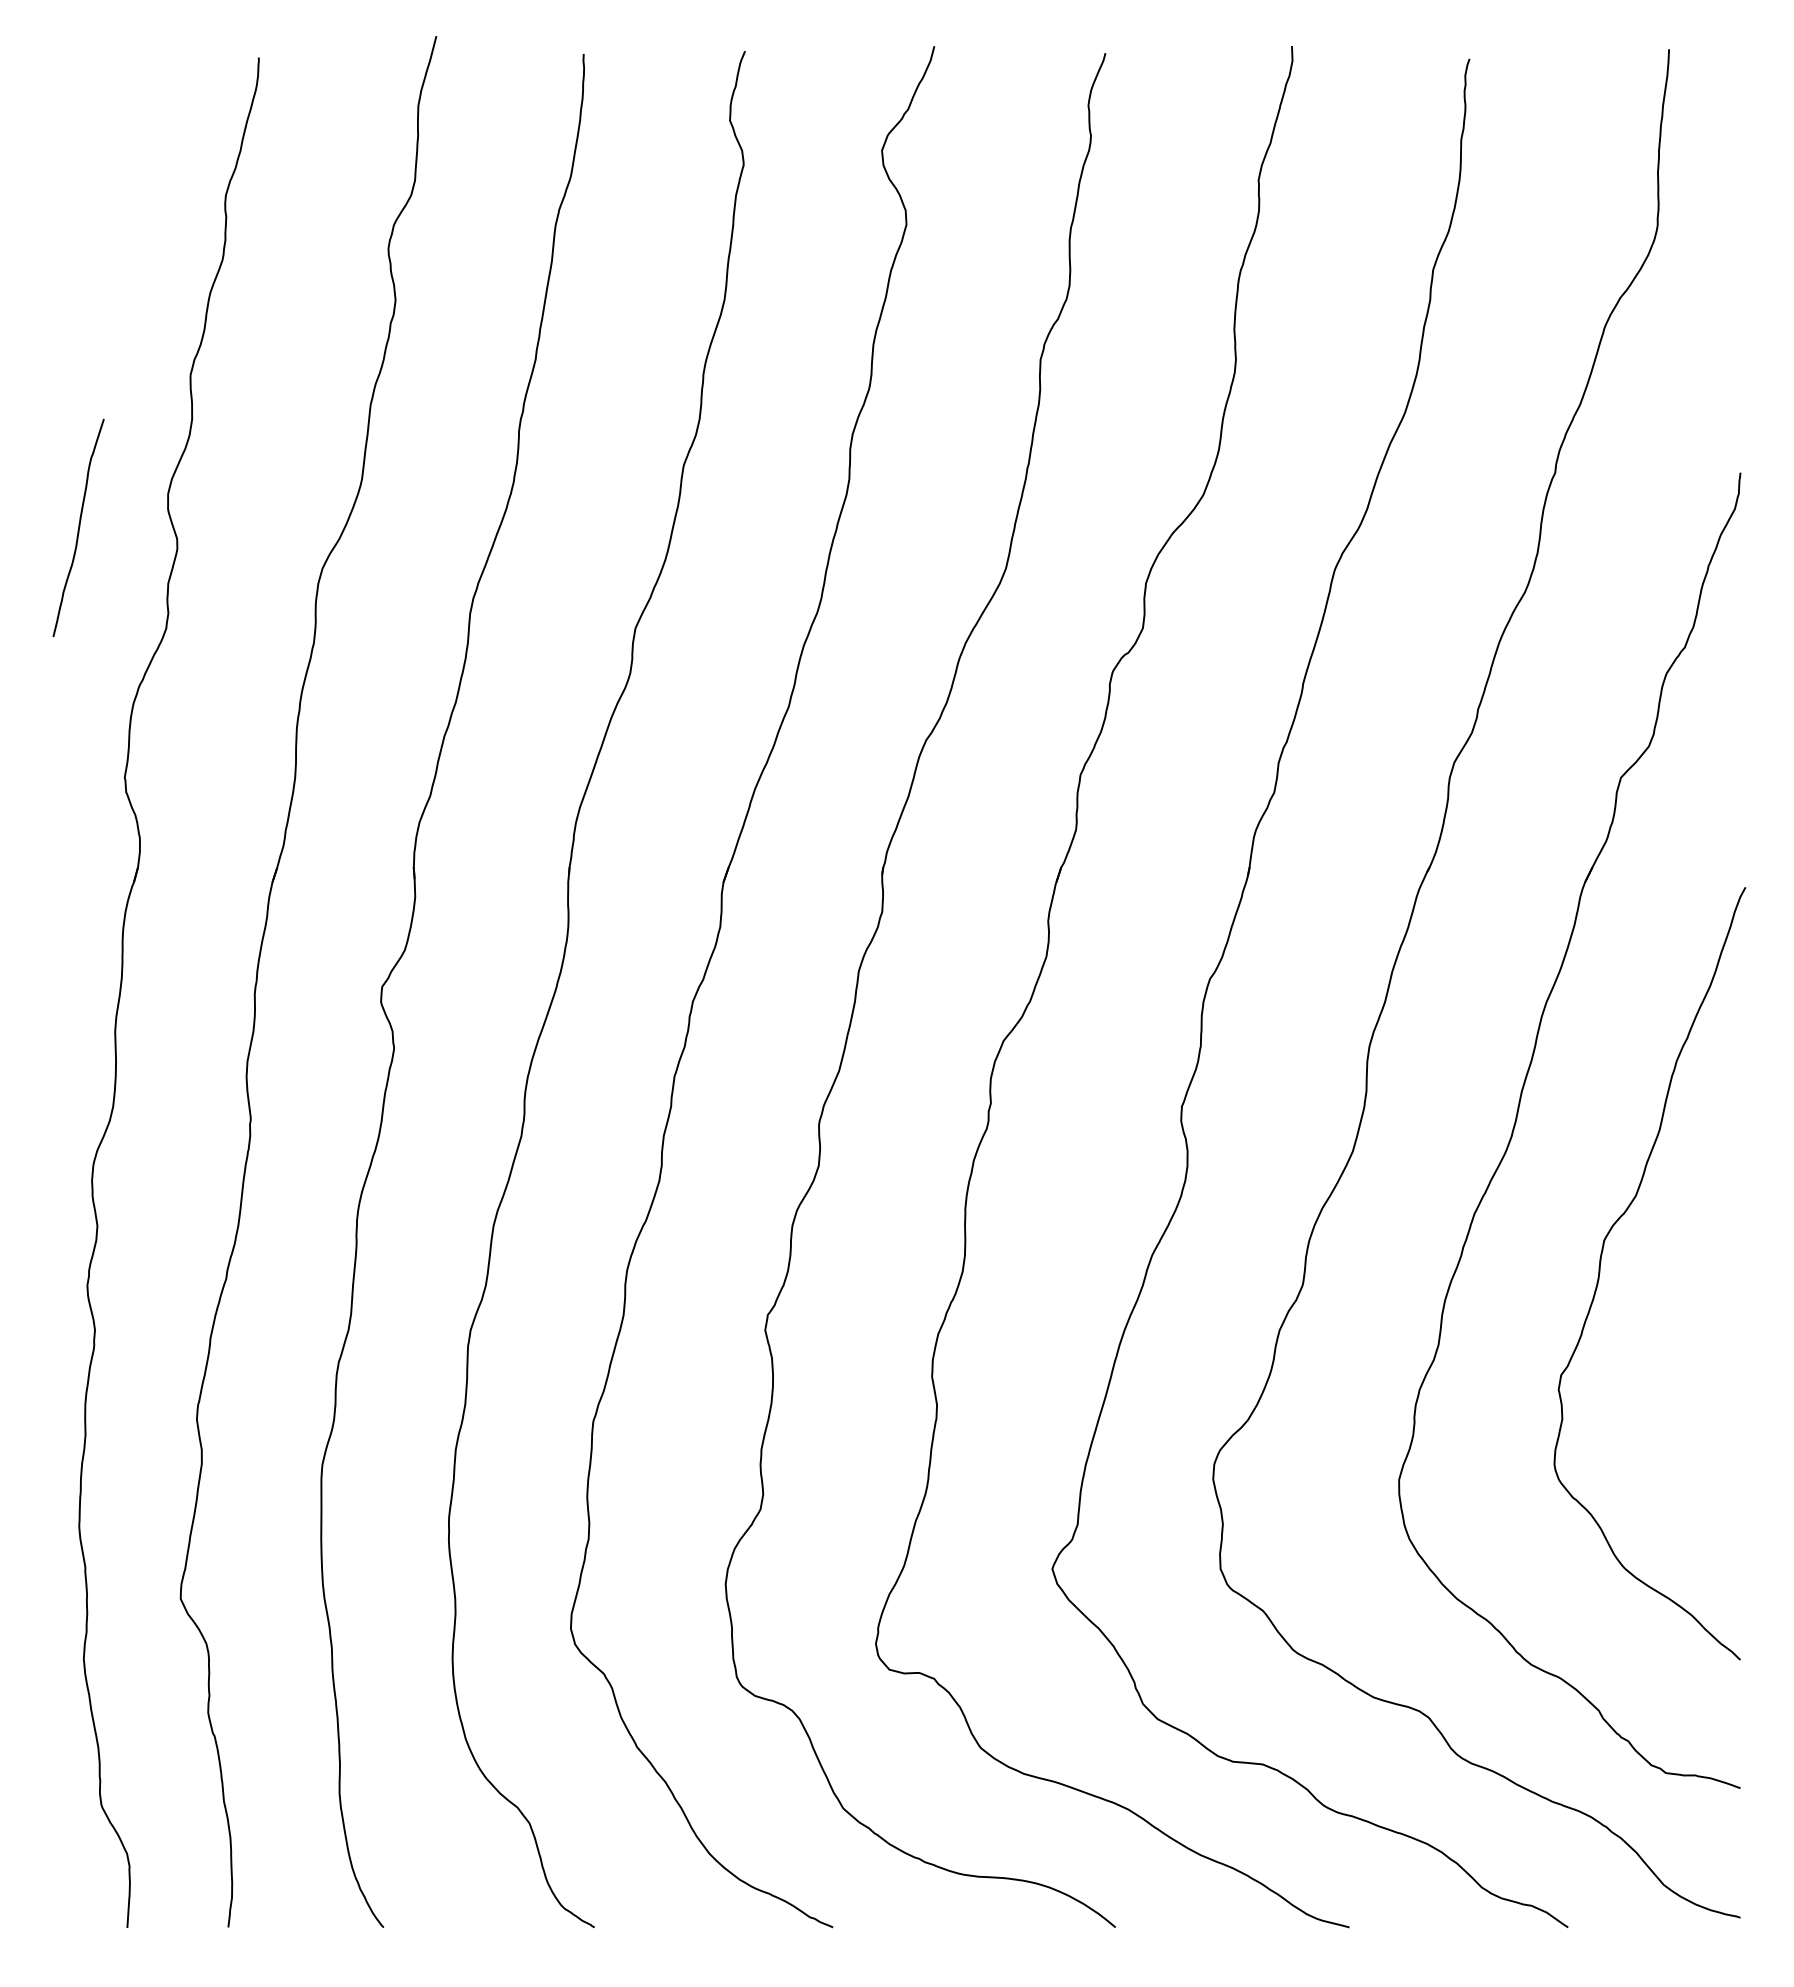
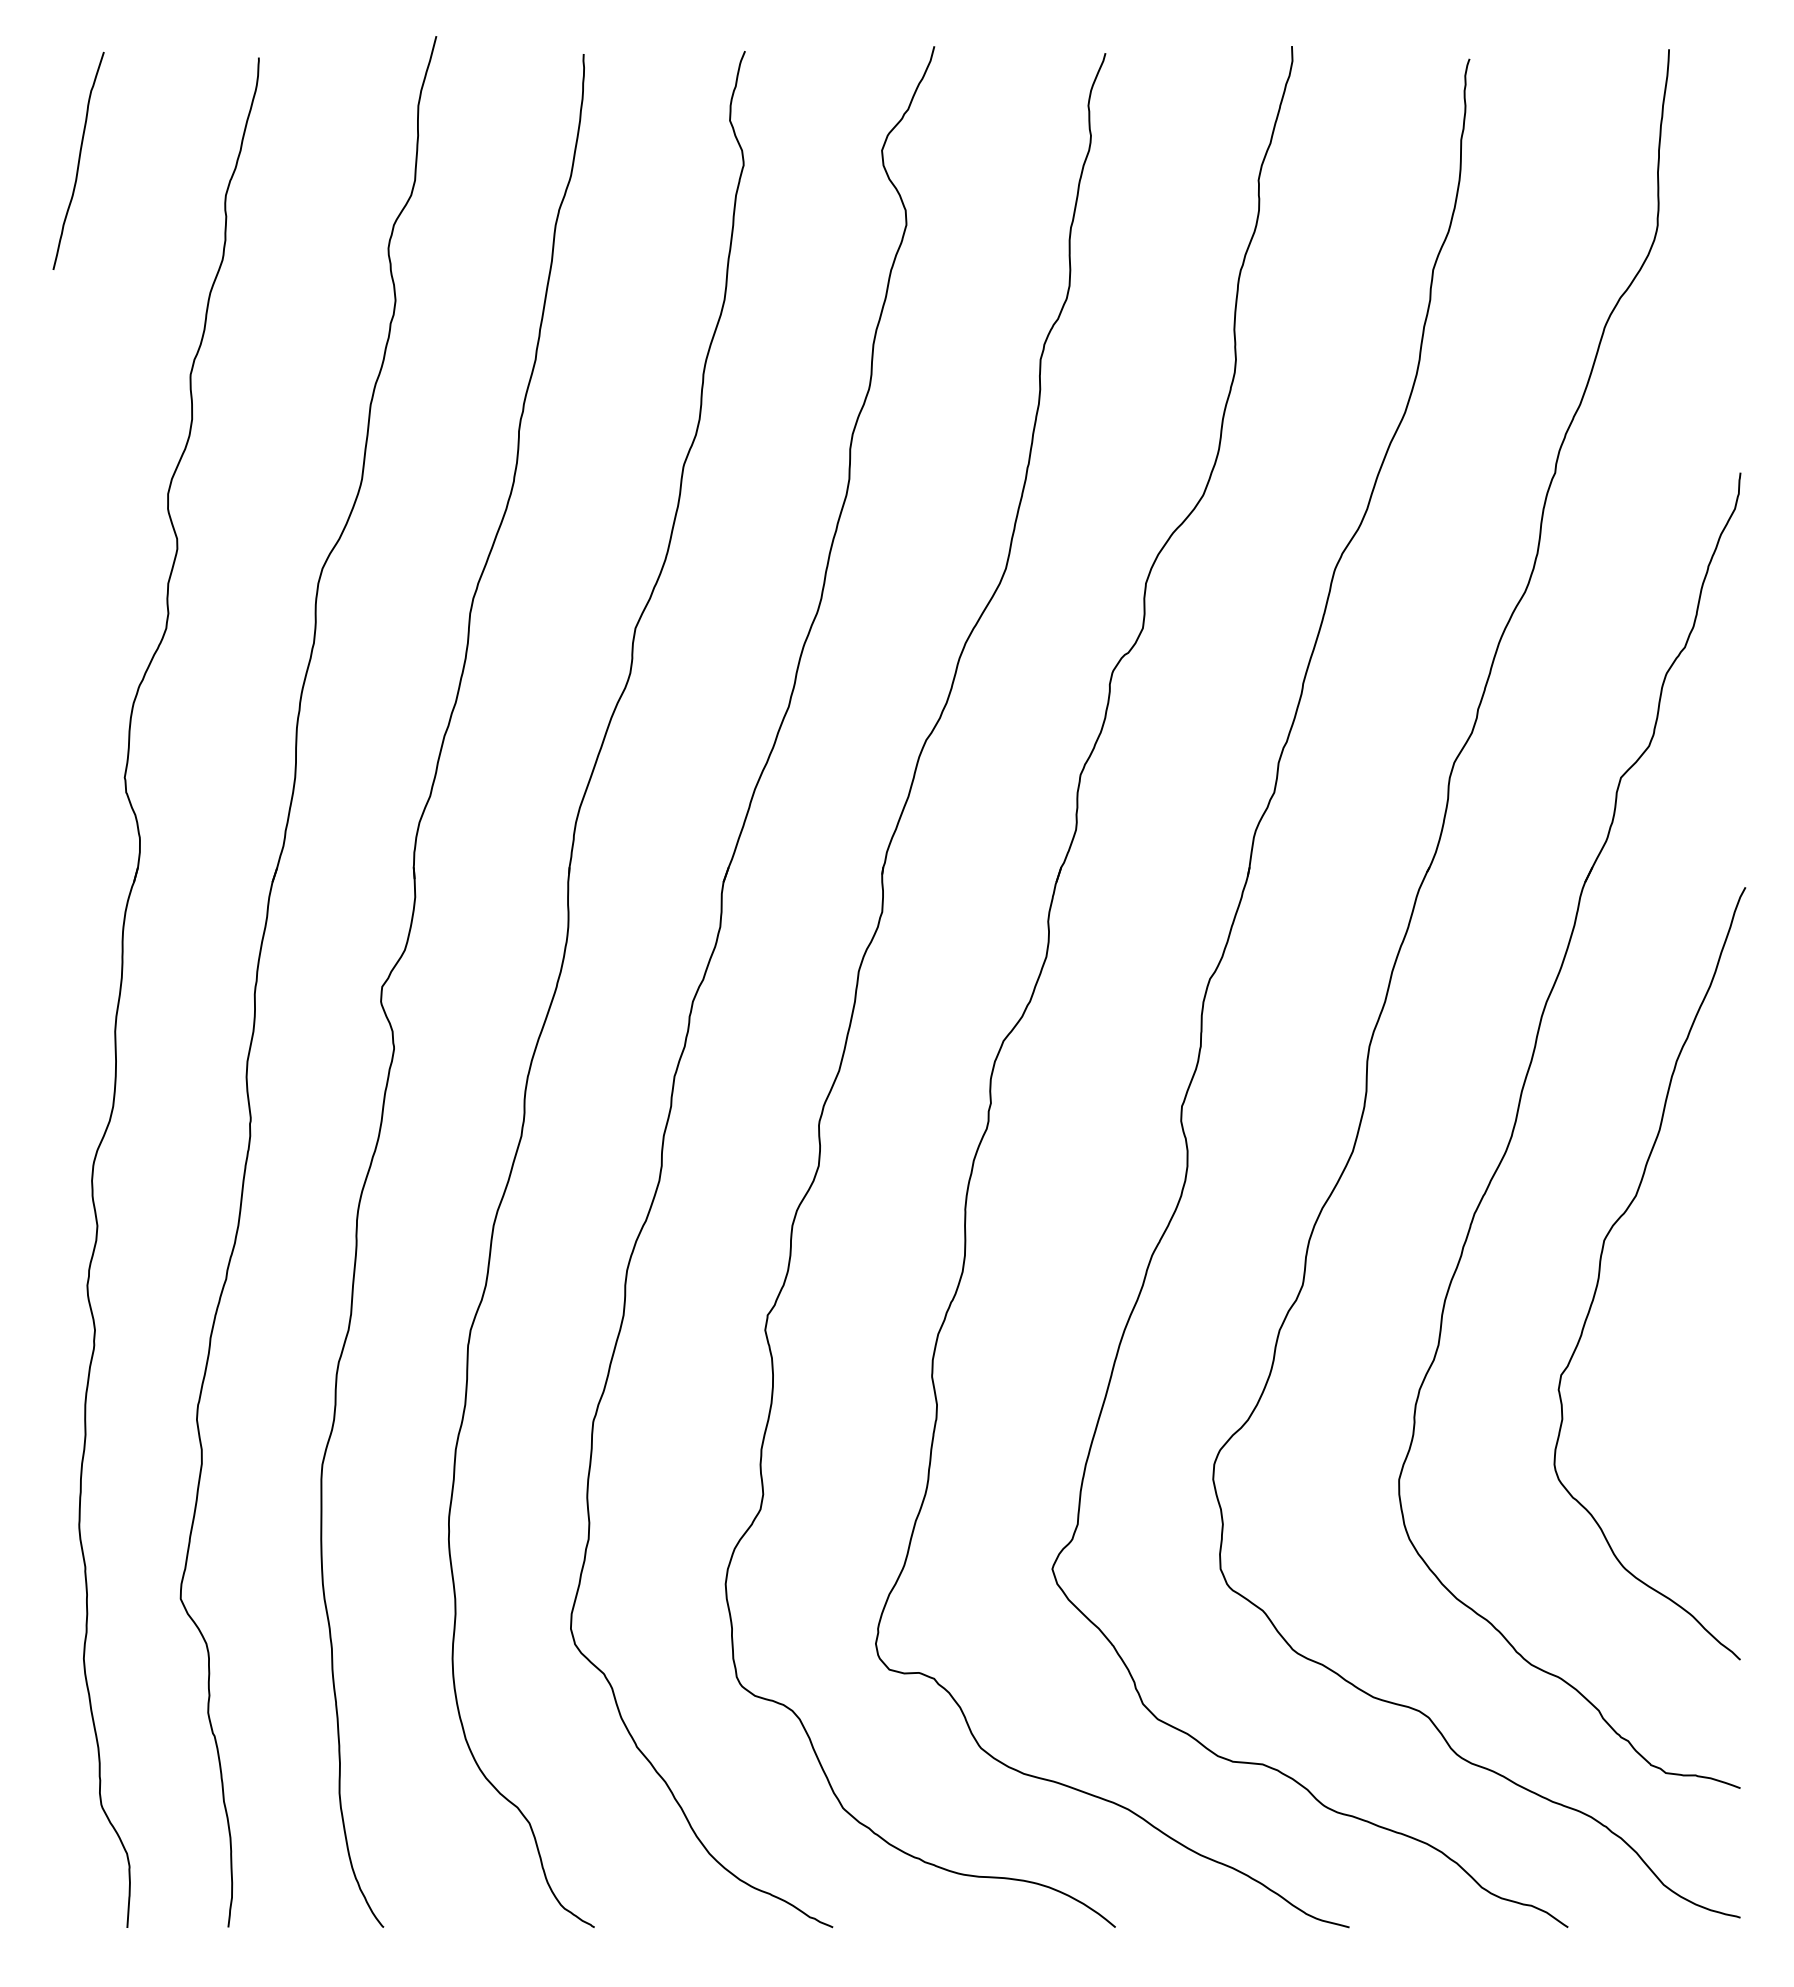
curve position: (78, 527) -> (78, 160) (78, 160)
